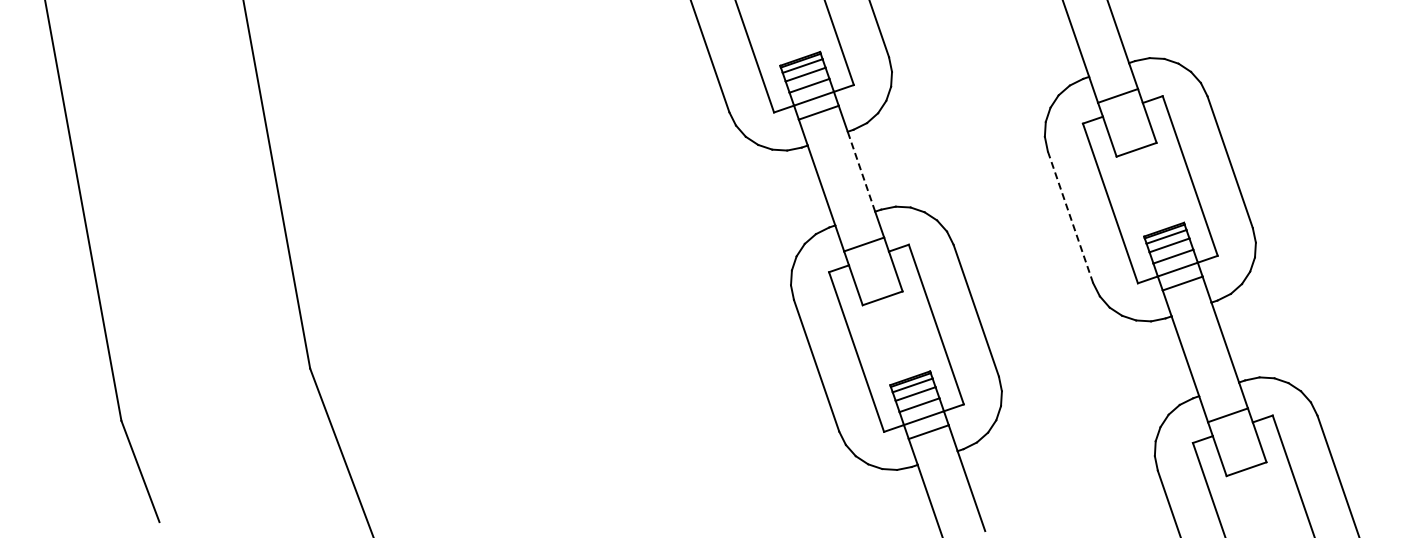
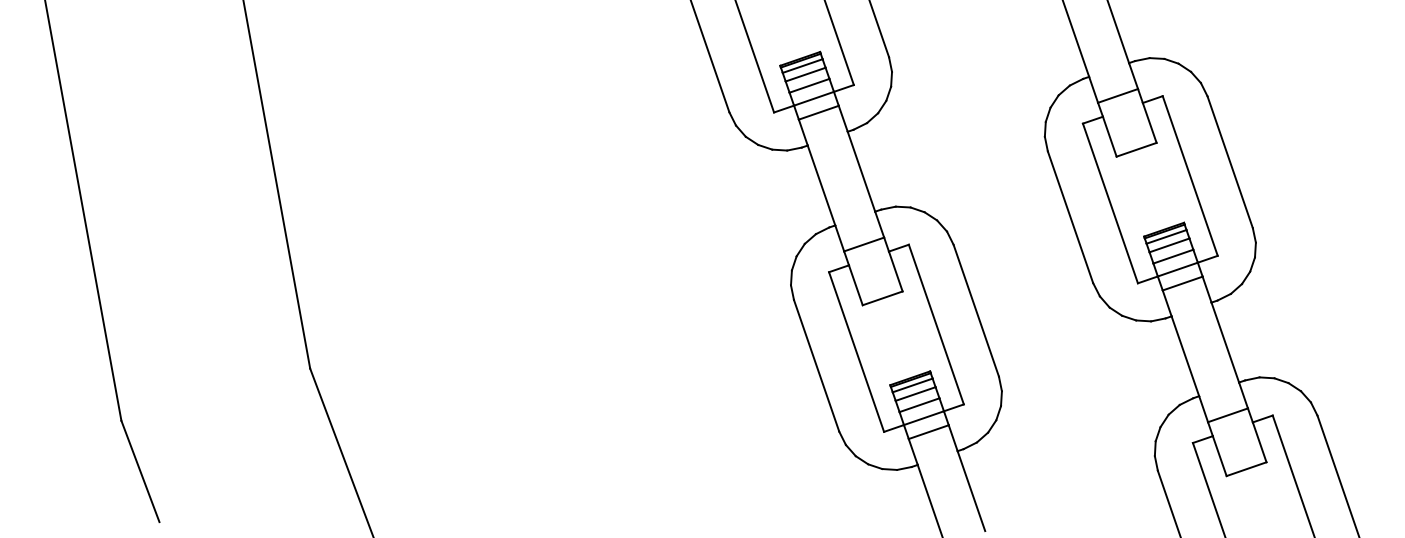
line: dashed -> solid (861, 171)
line: dashed -> solid (1070, 217)
